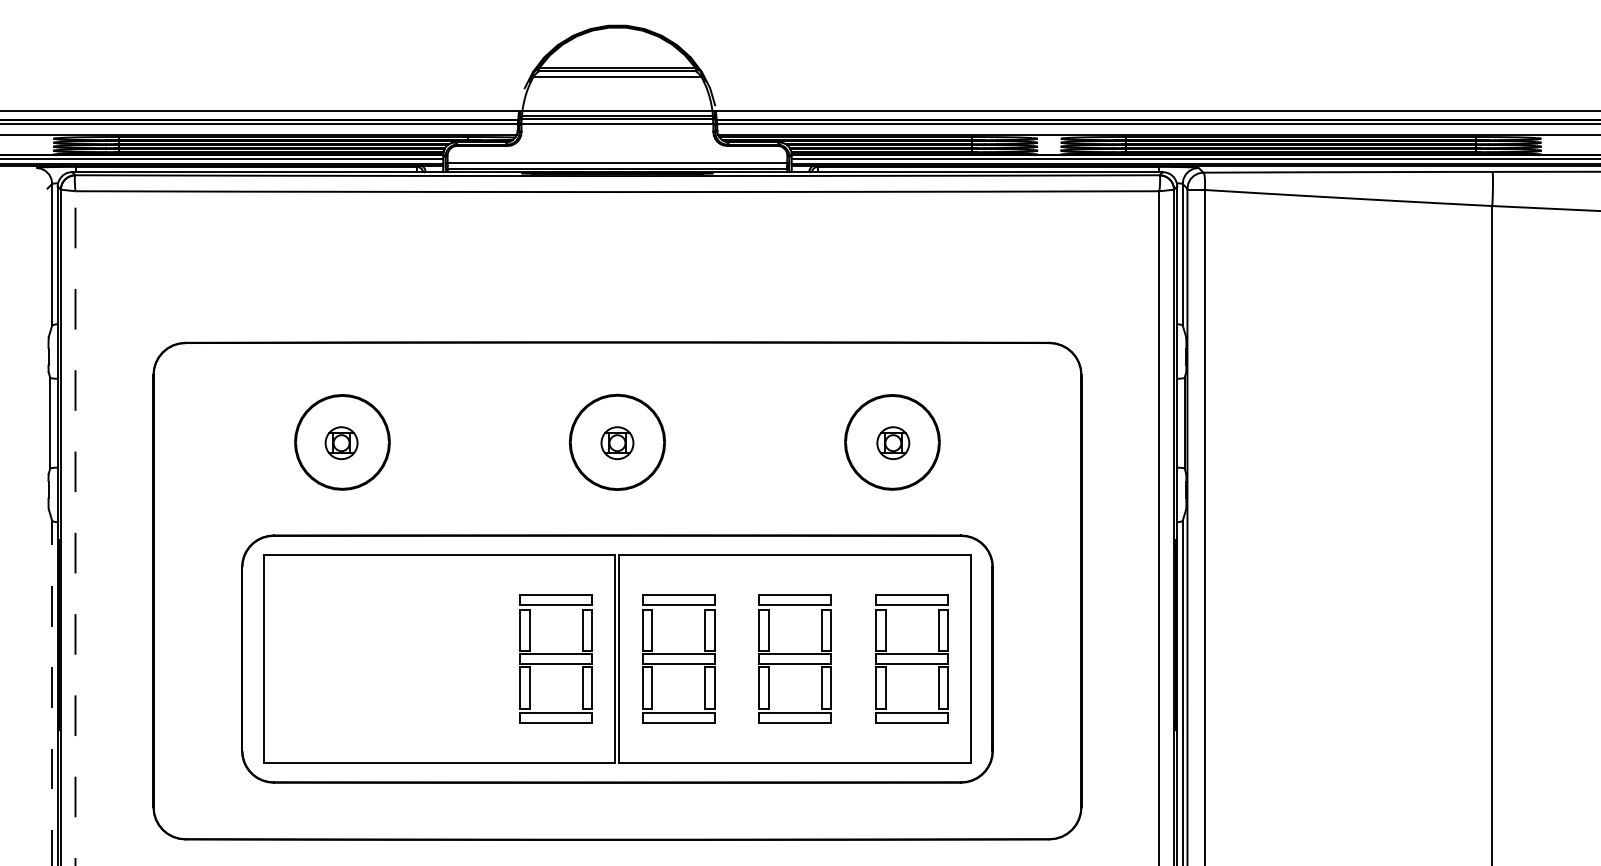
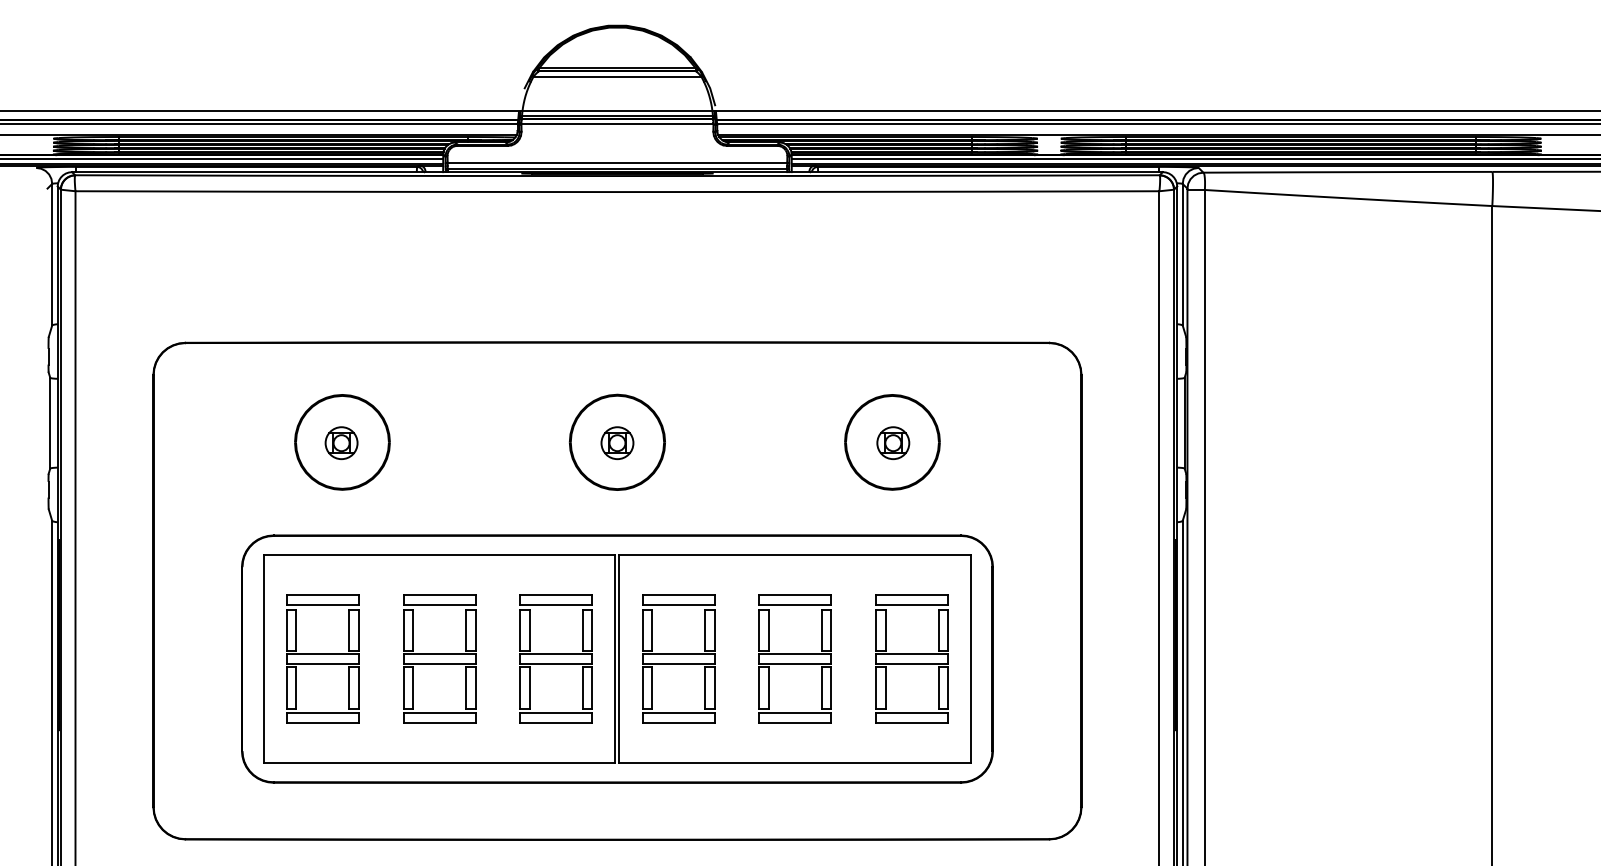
line: dashed -> solid (75, 528)
part: none -> present (322, 658)
part: none -> present (439, 658)
line: dashed -> solid (52, 692)
